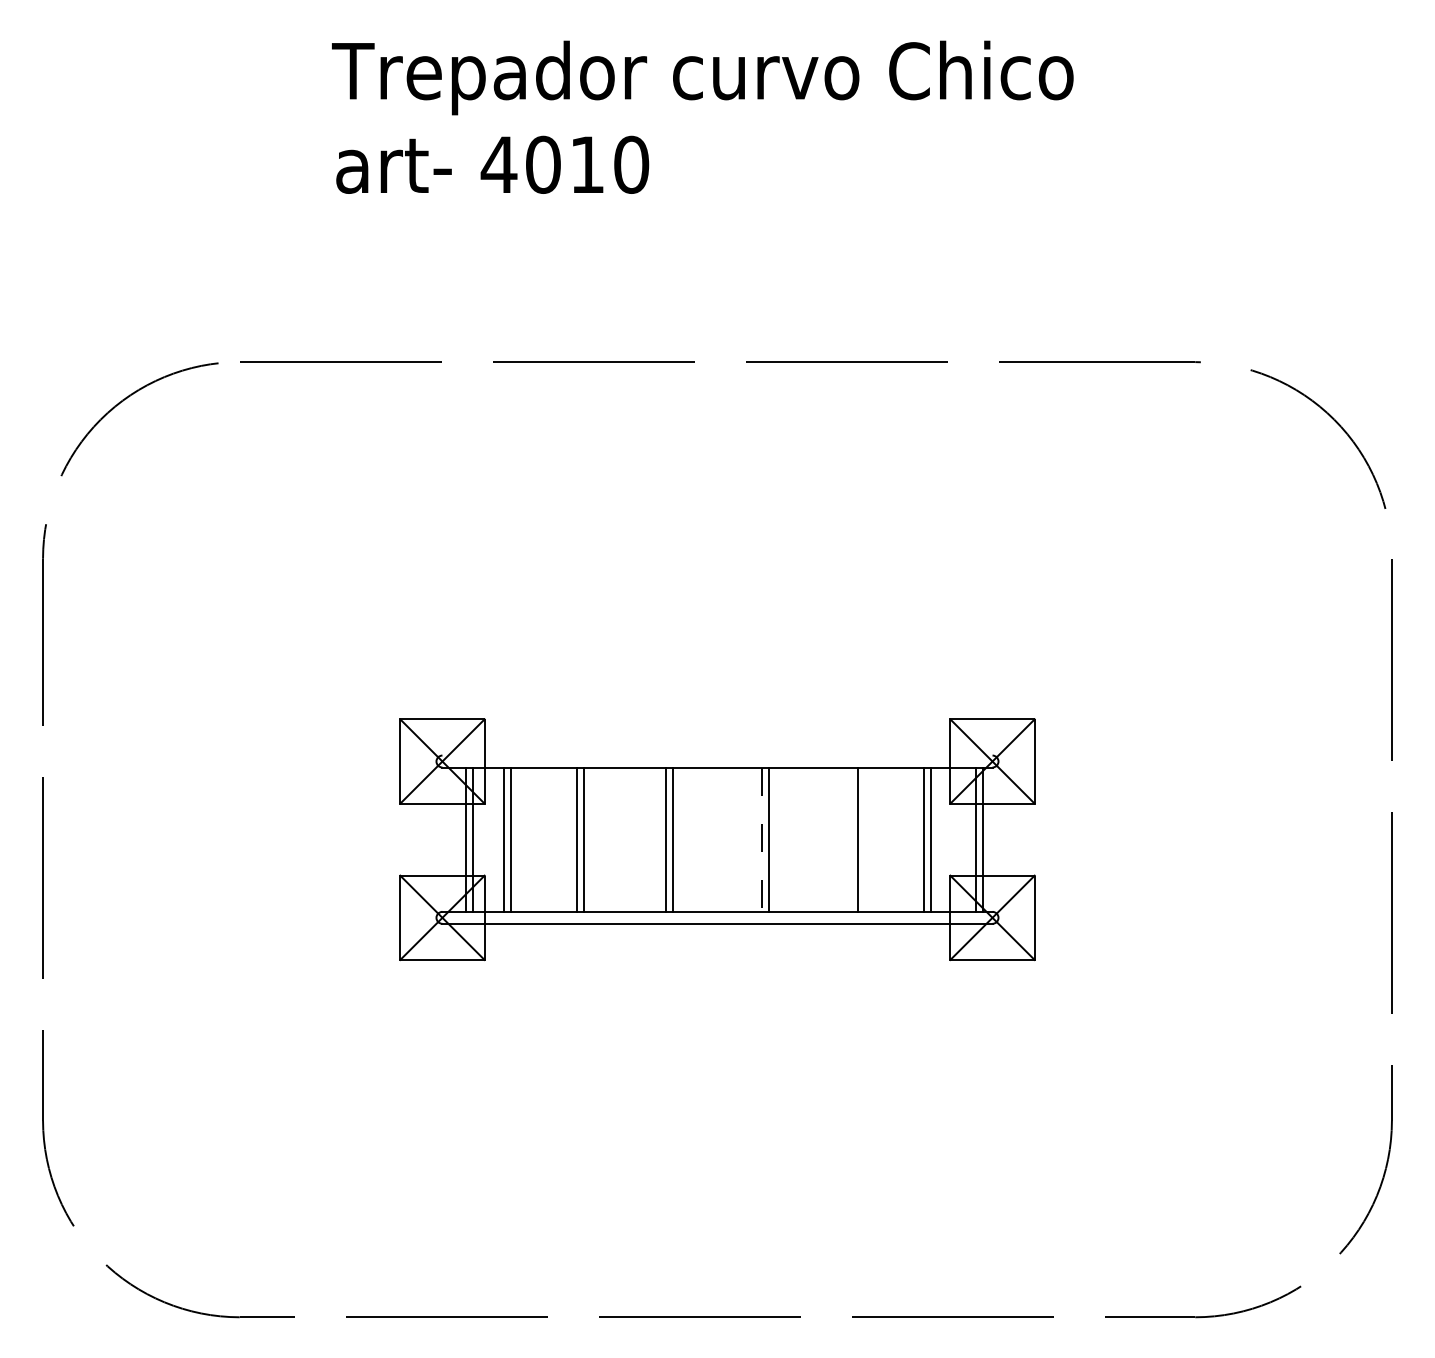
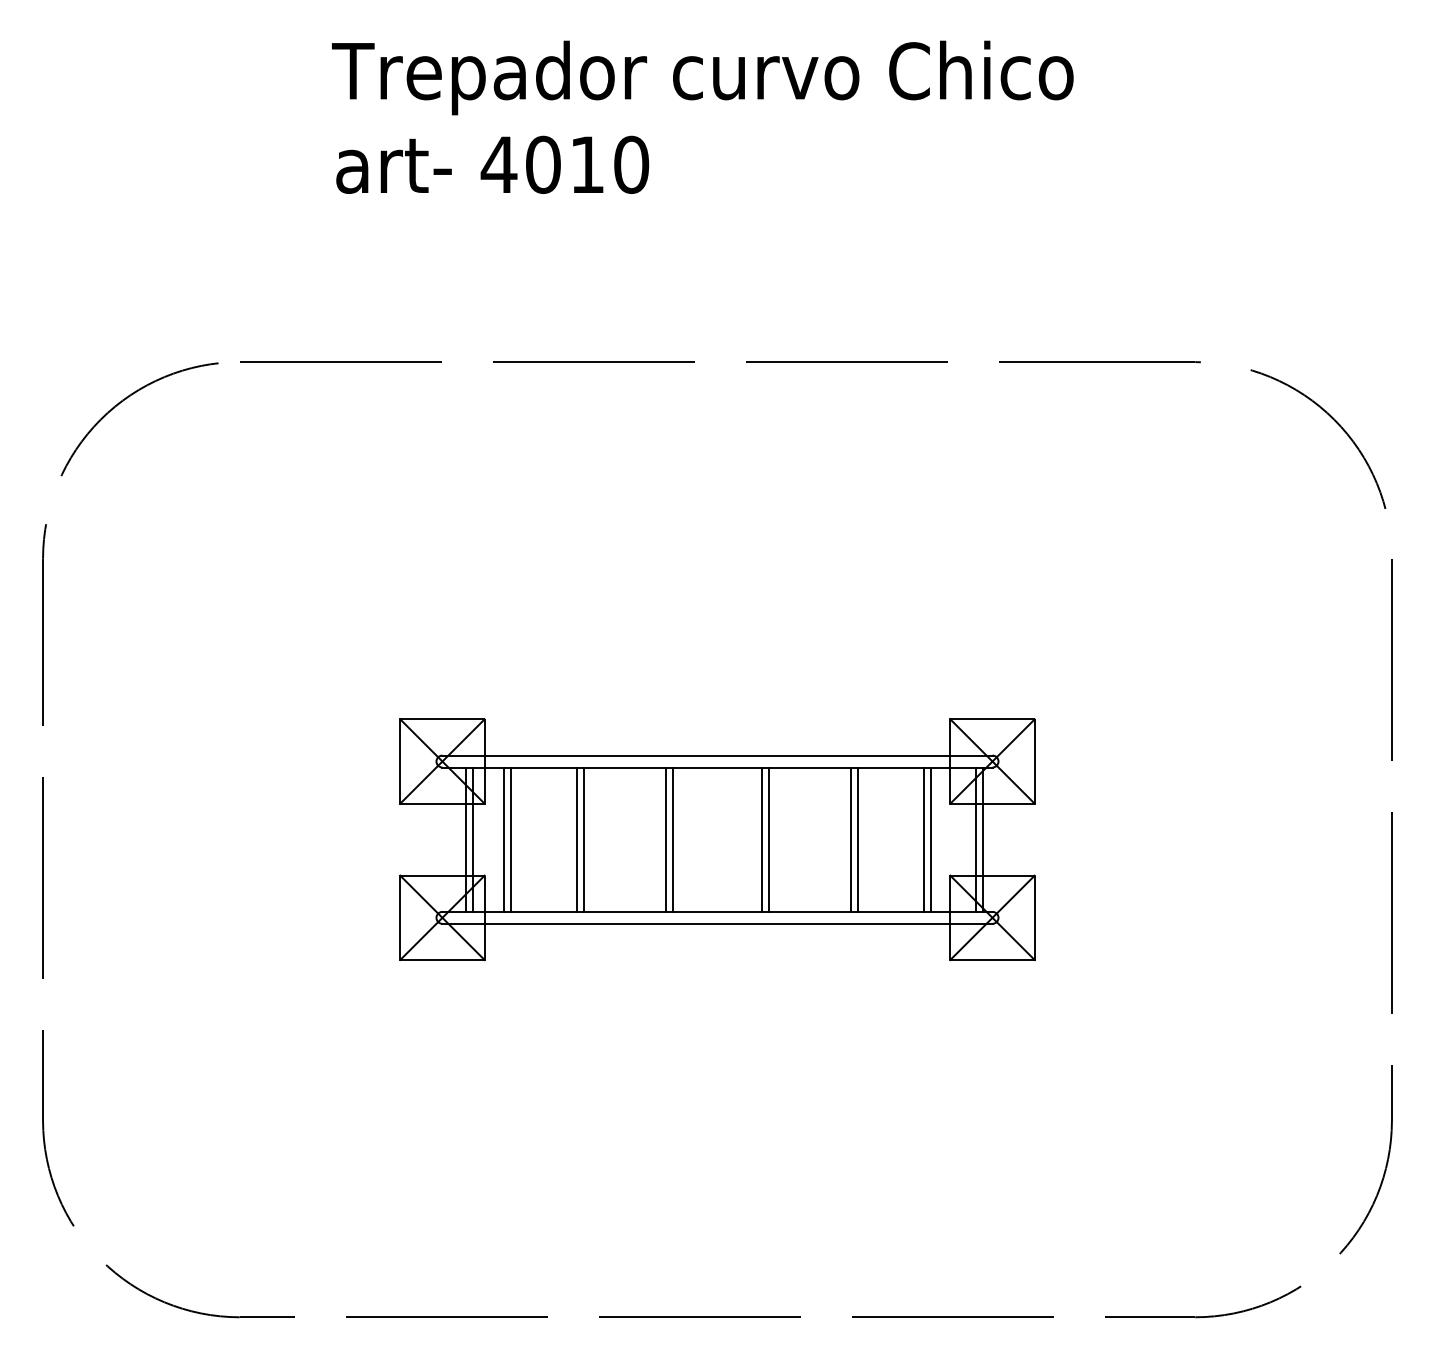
line: none -> present (717, 755)
line: none -> present (850, 839)
line: dashed -> solid (761, 840)
